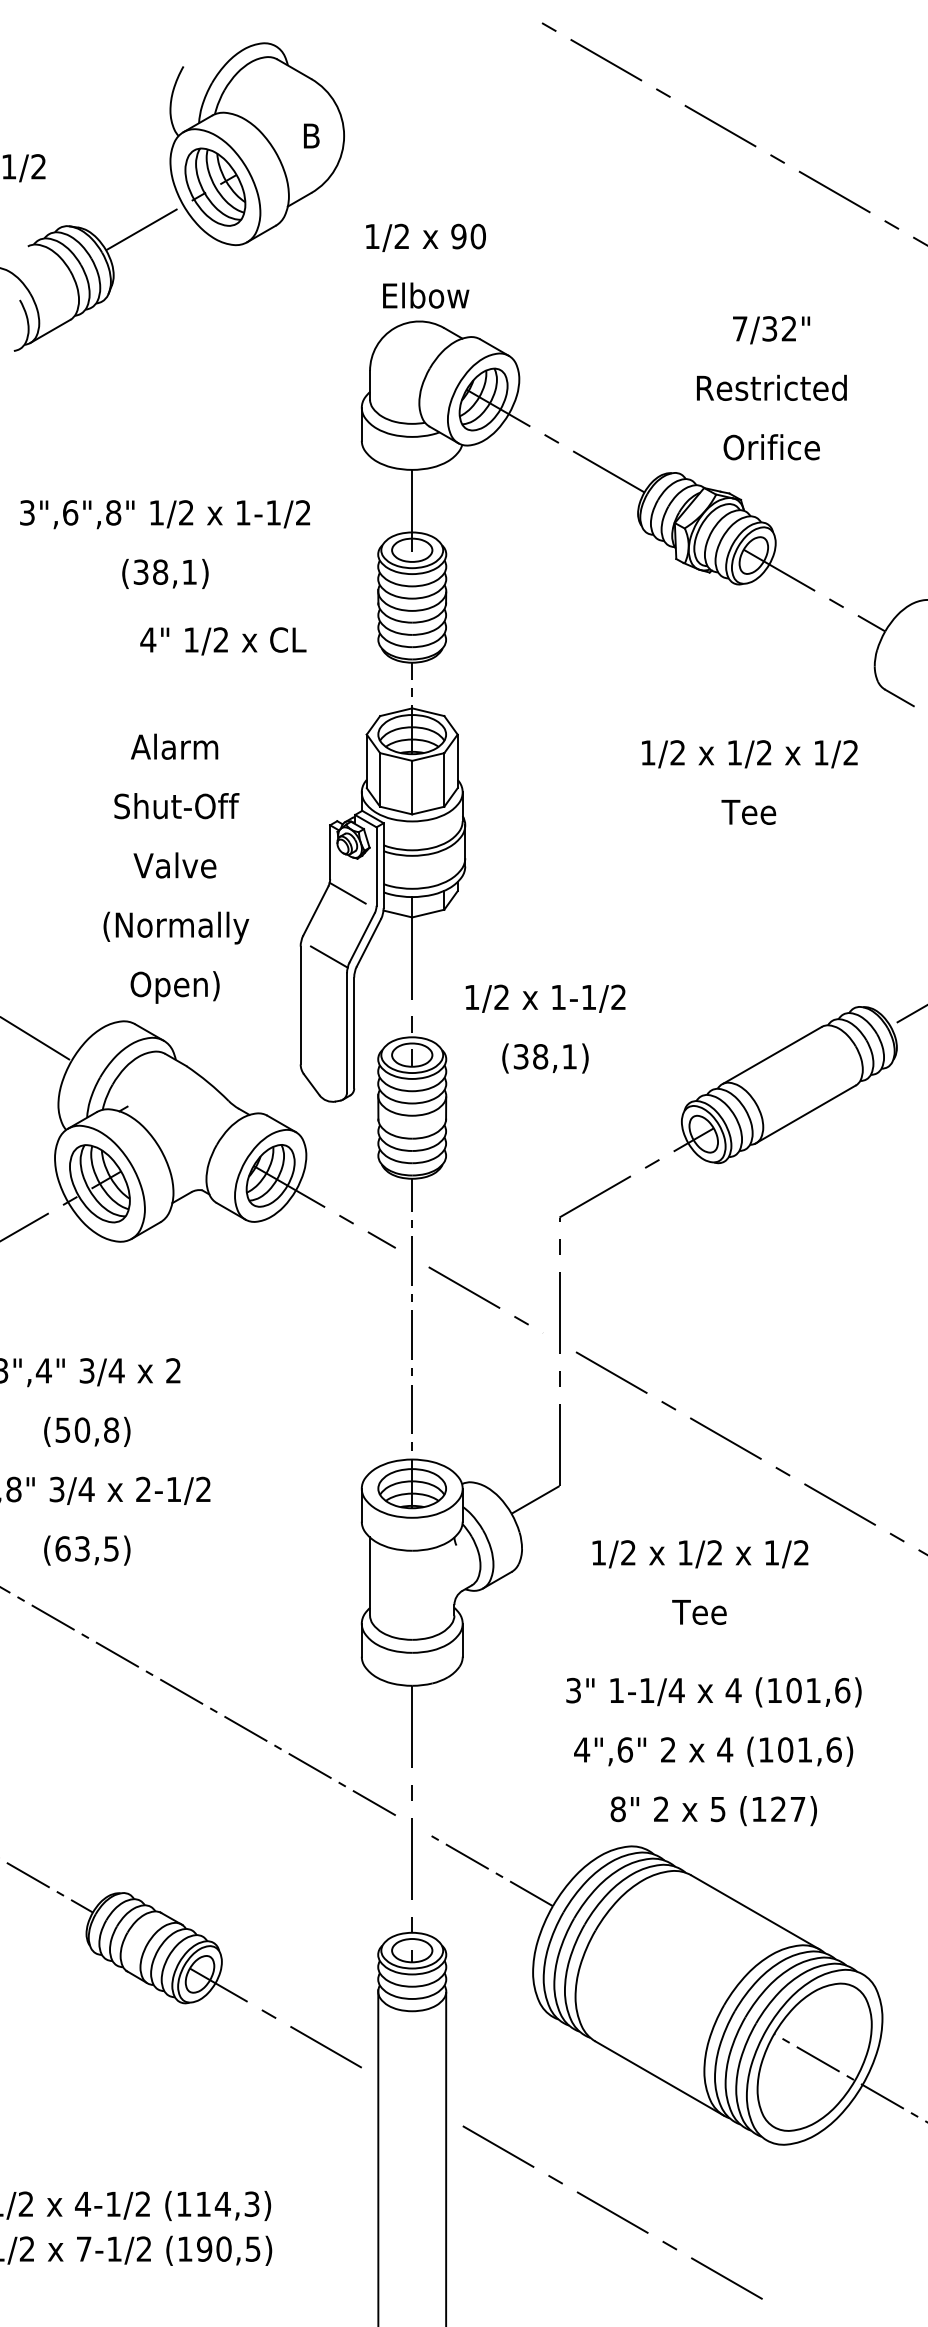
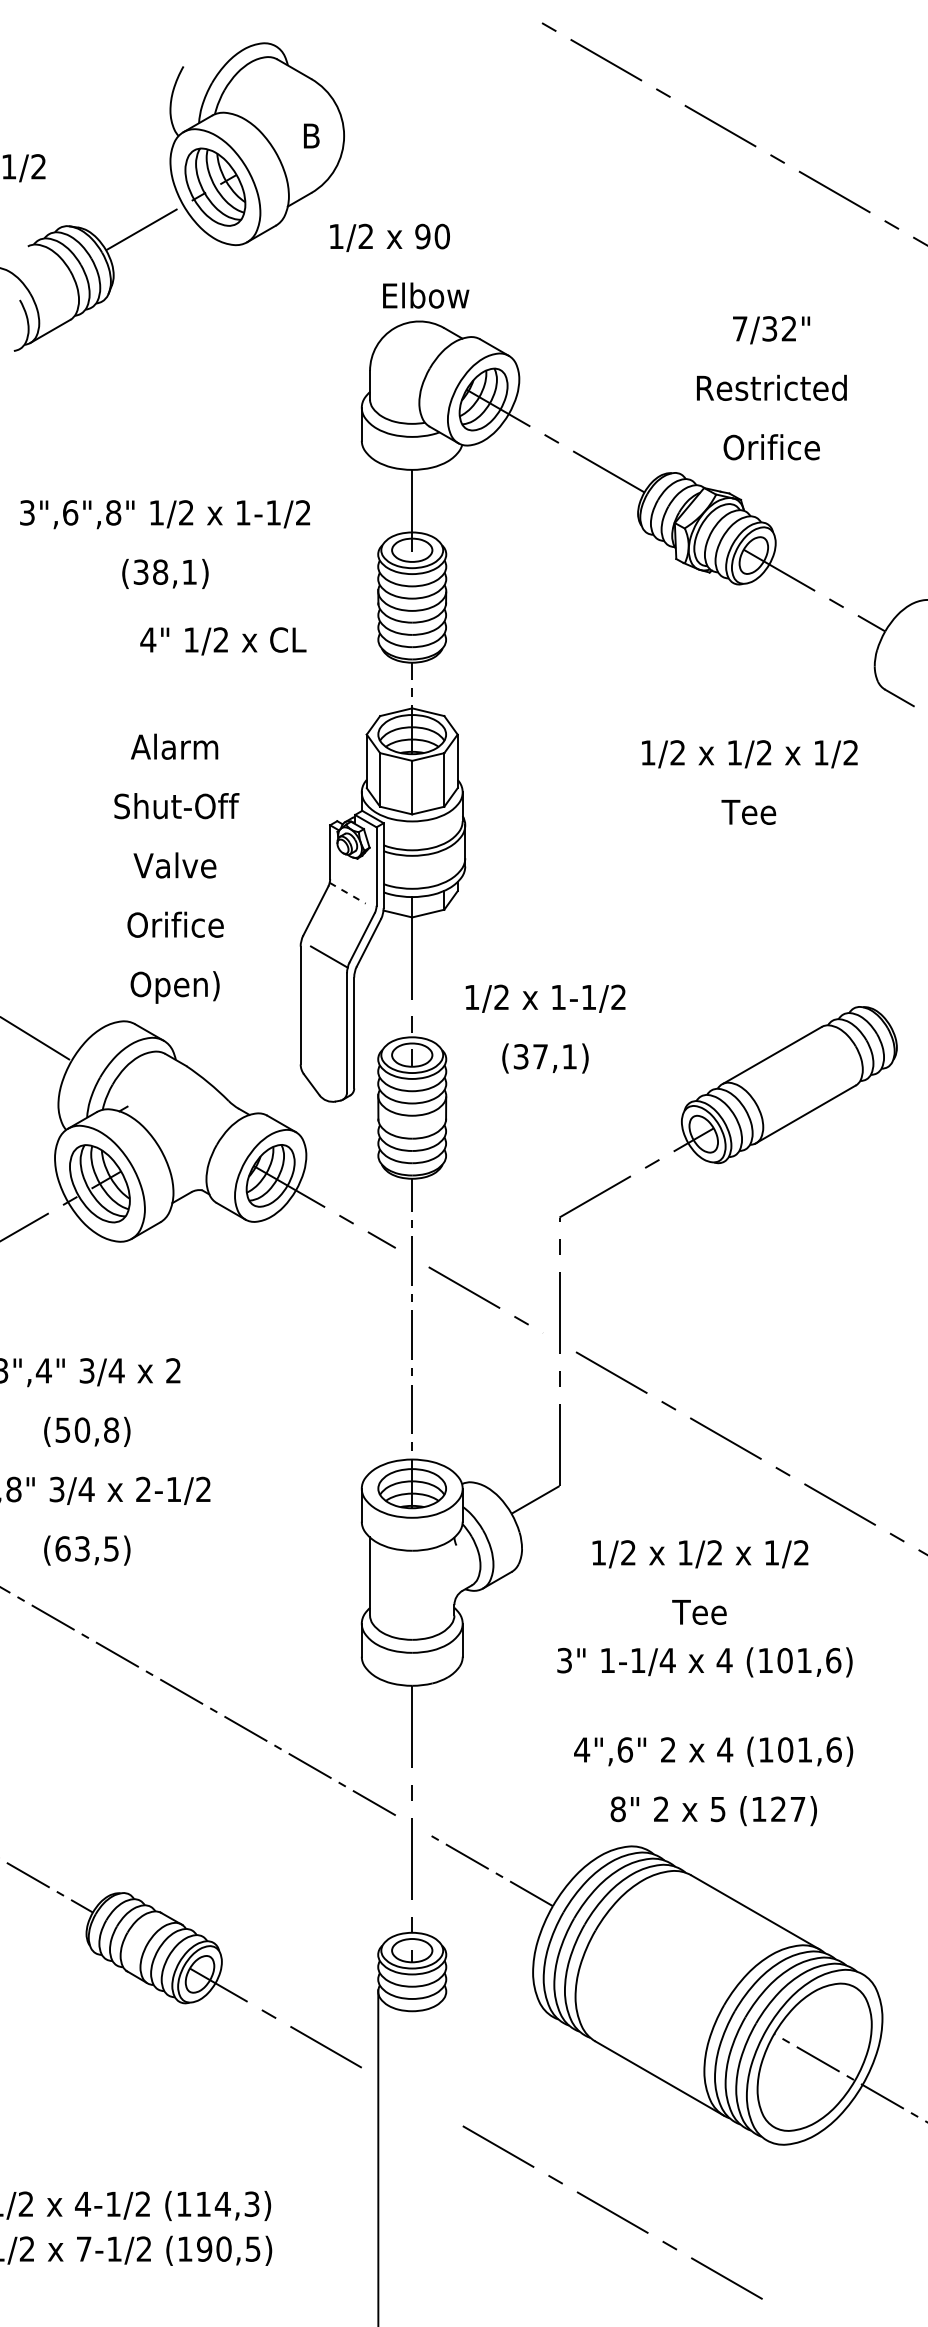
text position: (425, 237) -> (389, 237) (389, 237)
line: solid -> dashed (347, 893)
text: (Normally -> Orifice (176, 927)
line: present -> none (907, 1016)
text: (38,1) -> (37,1) (540, 1056)
text position: (713, 1692) -> (704, 1662) (704, 1662)
line: present -> none (446, 2157)
